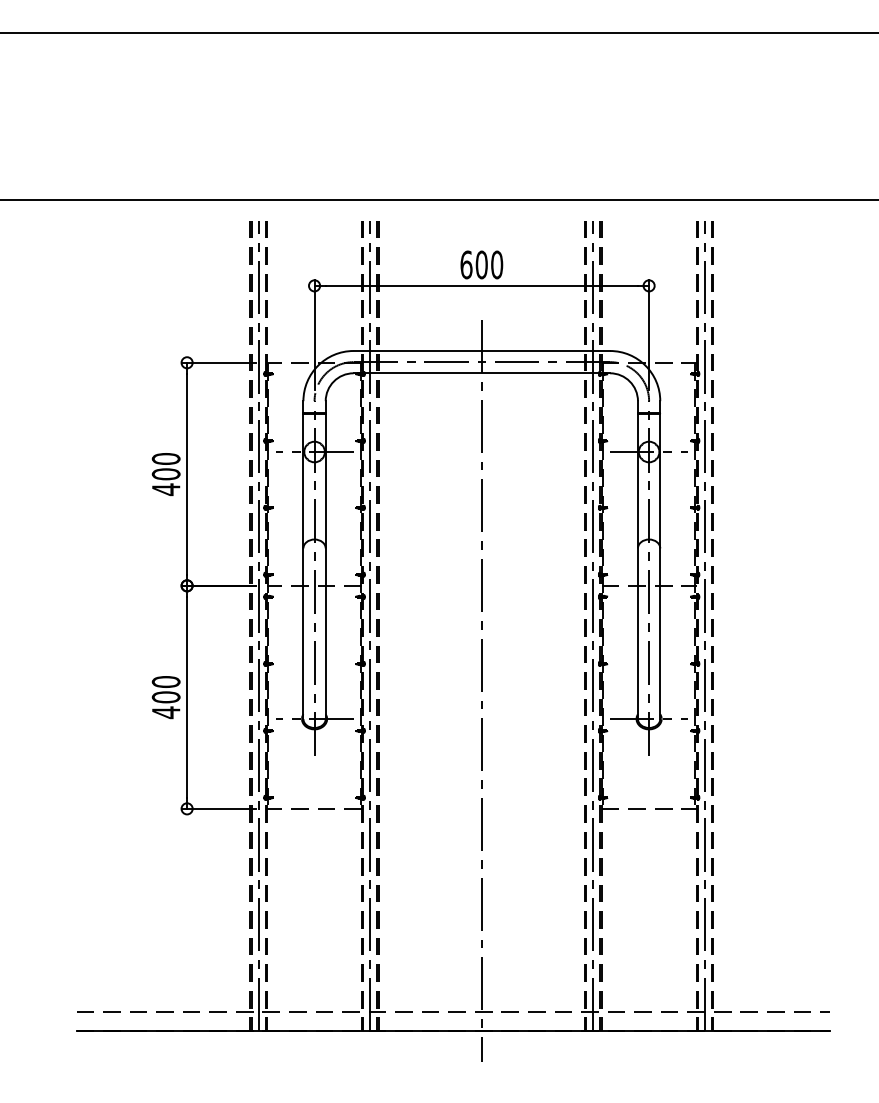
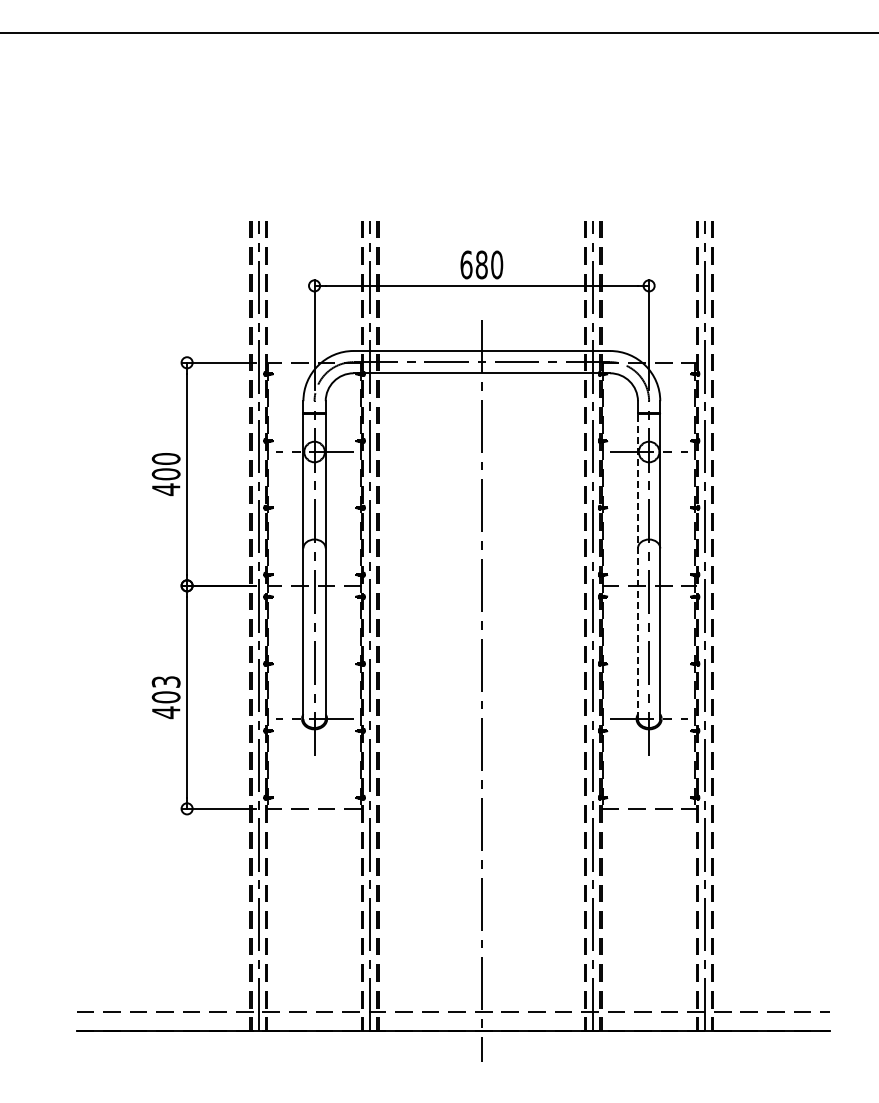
line: present -> none (438, 200)
text: 600 -> 680 (481, 265)
line: solid -> dashed (637, 566)
text: 400 -> 403 (165, 681)
